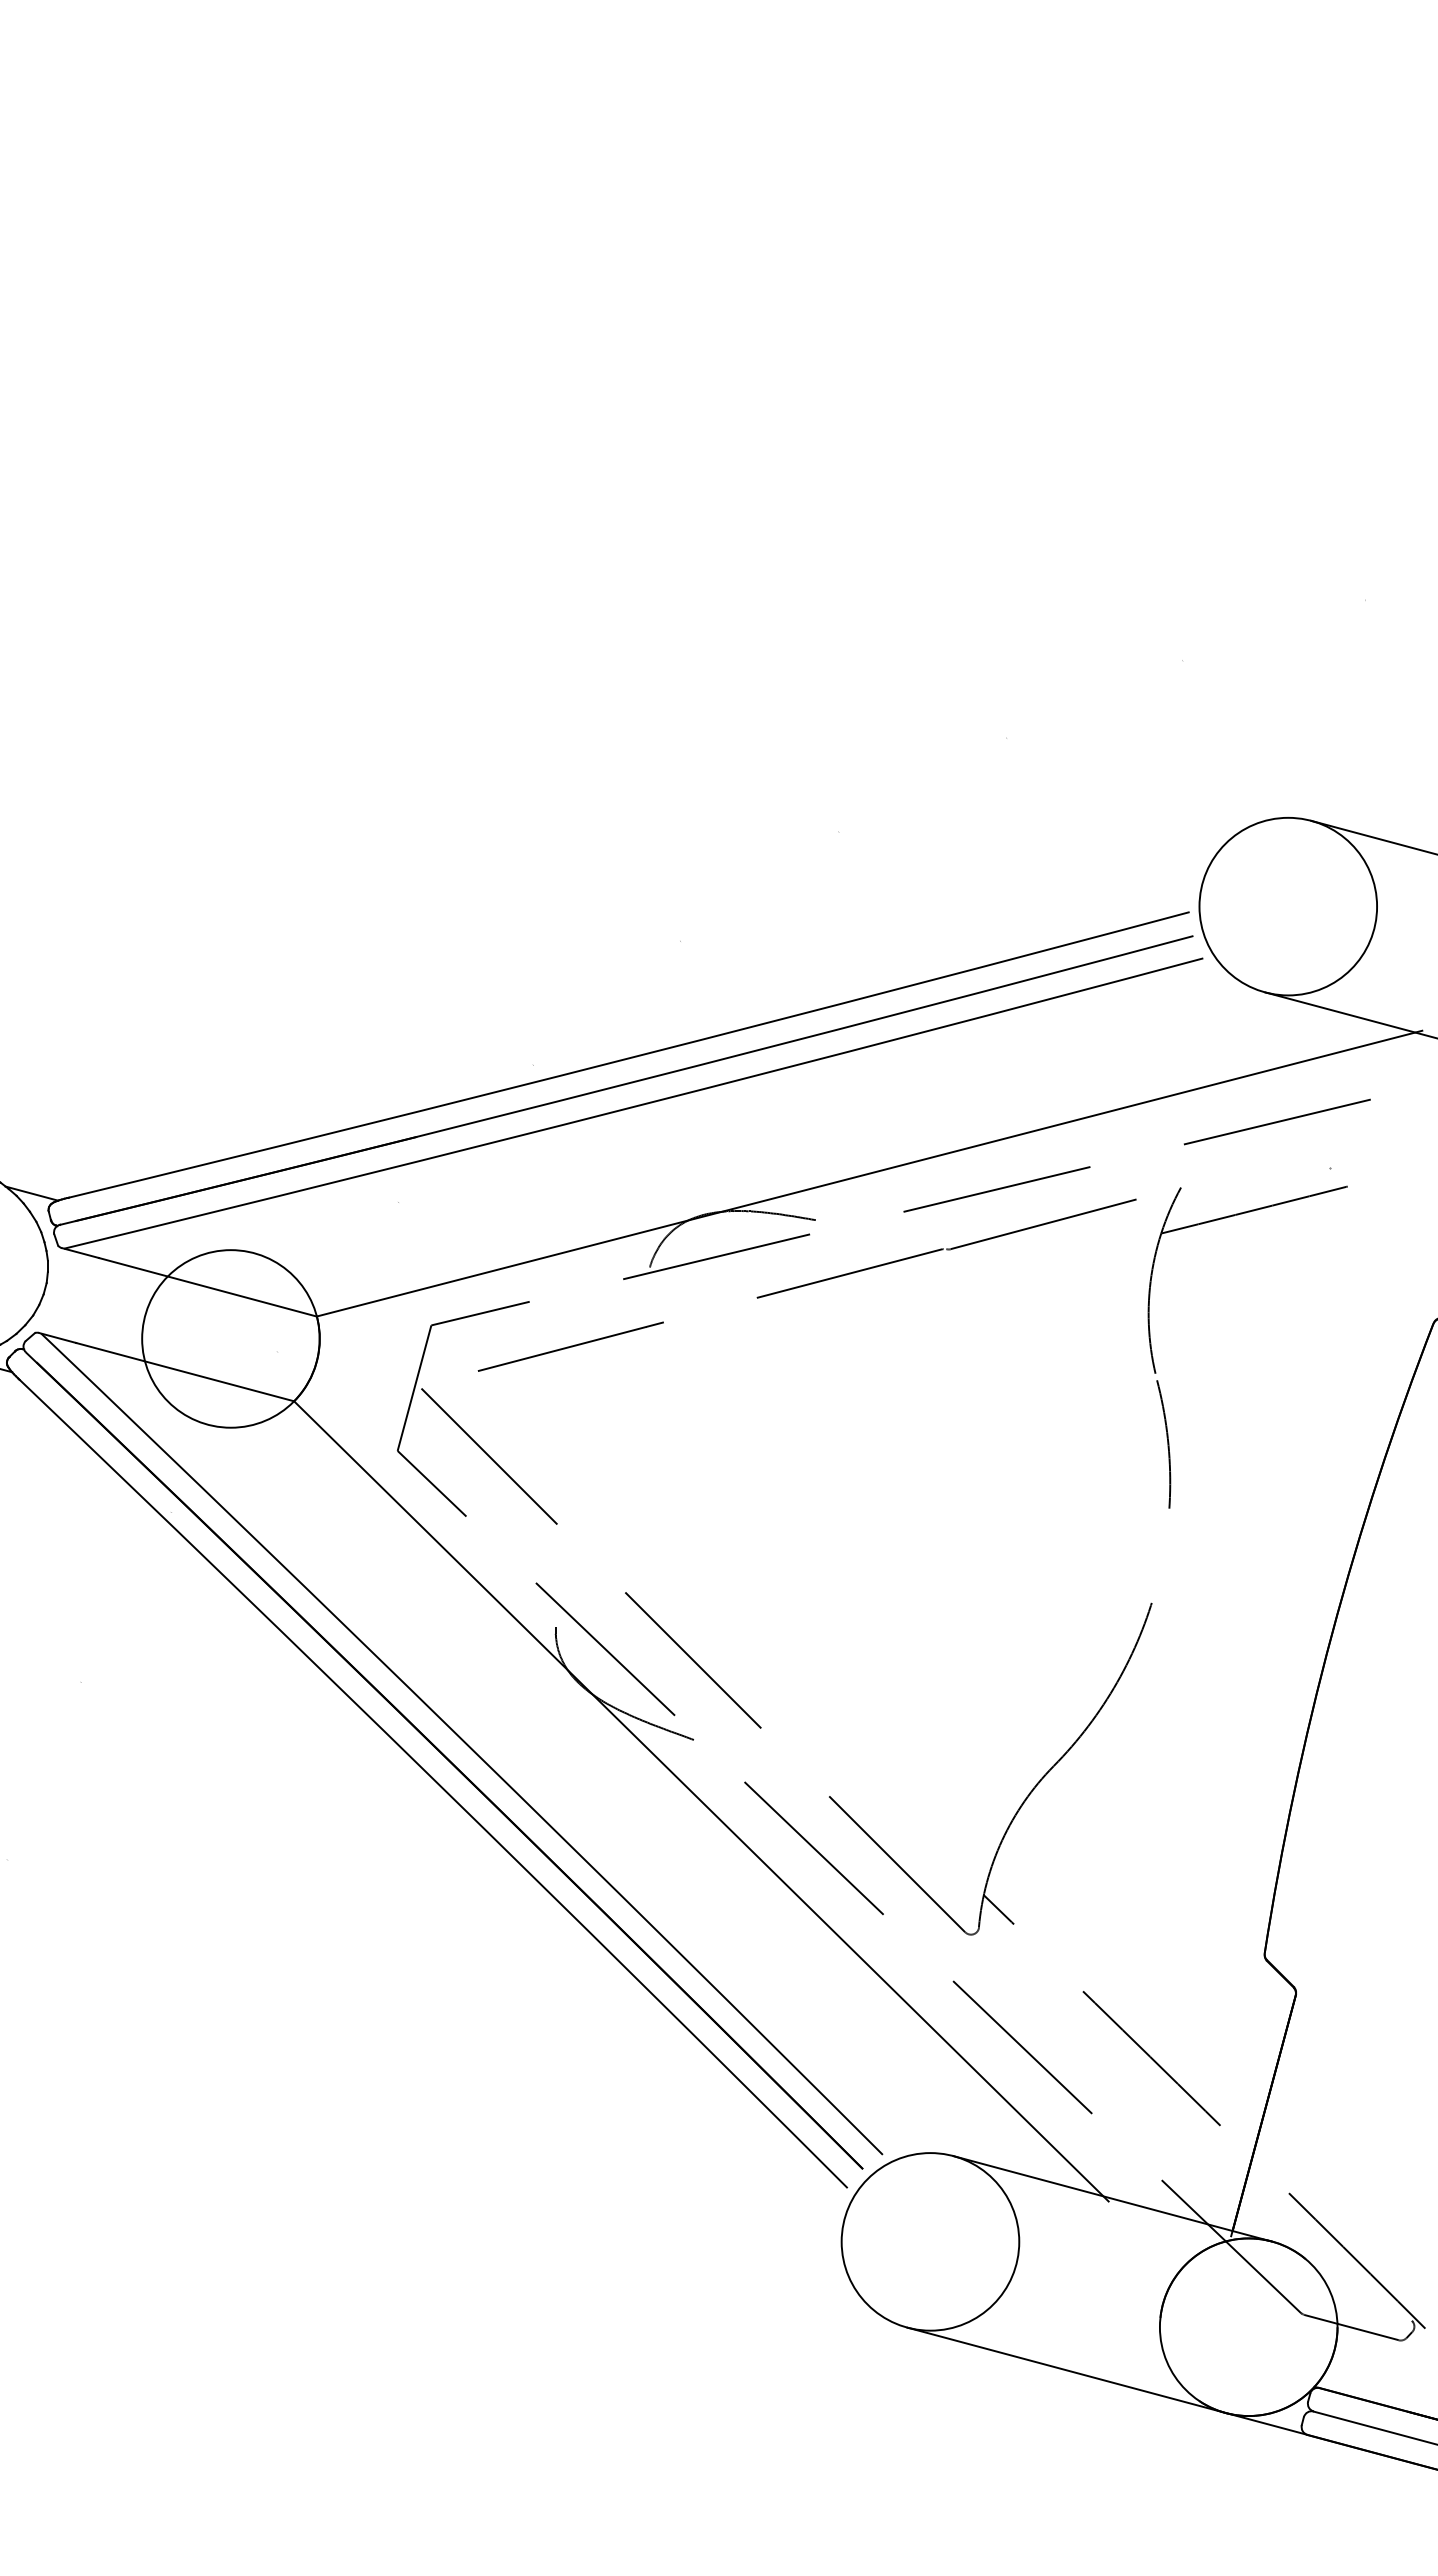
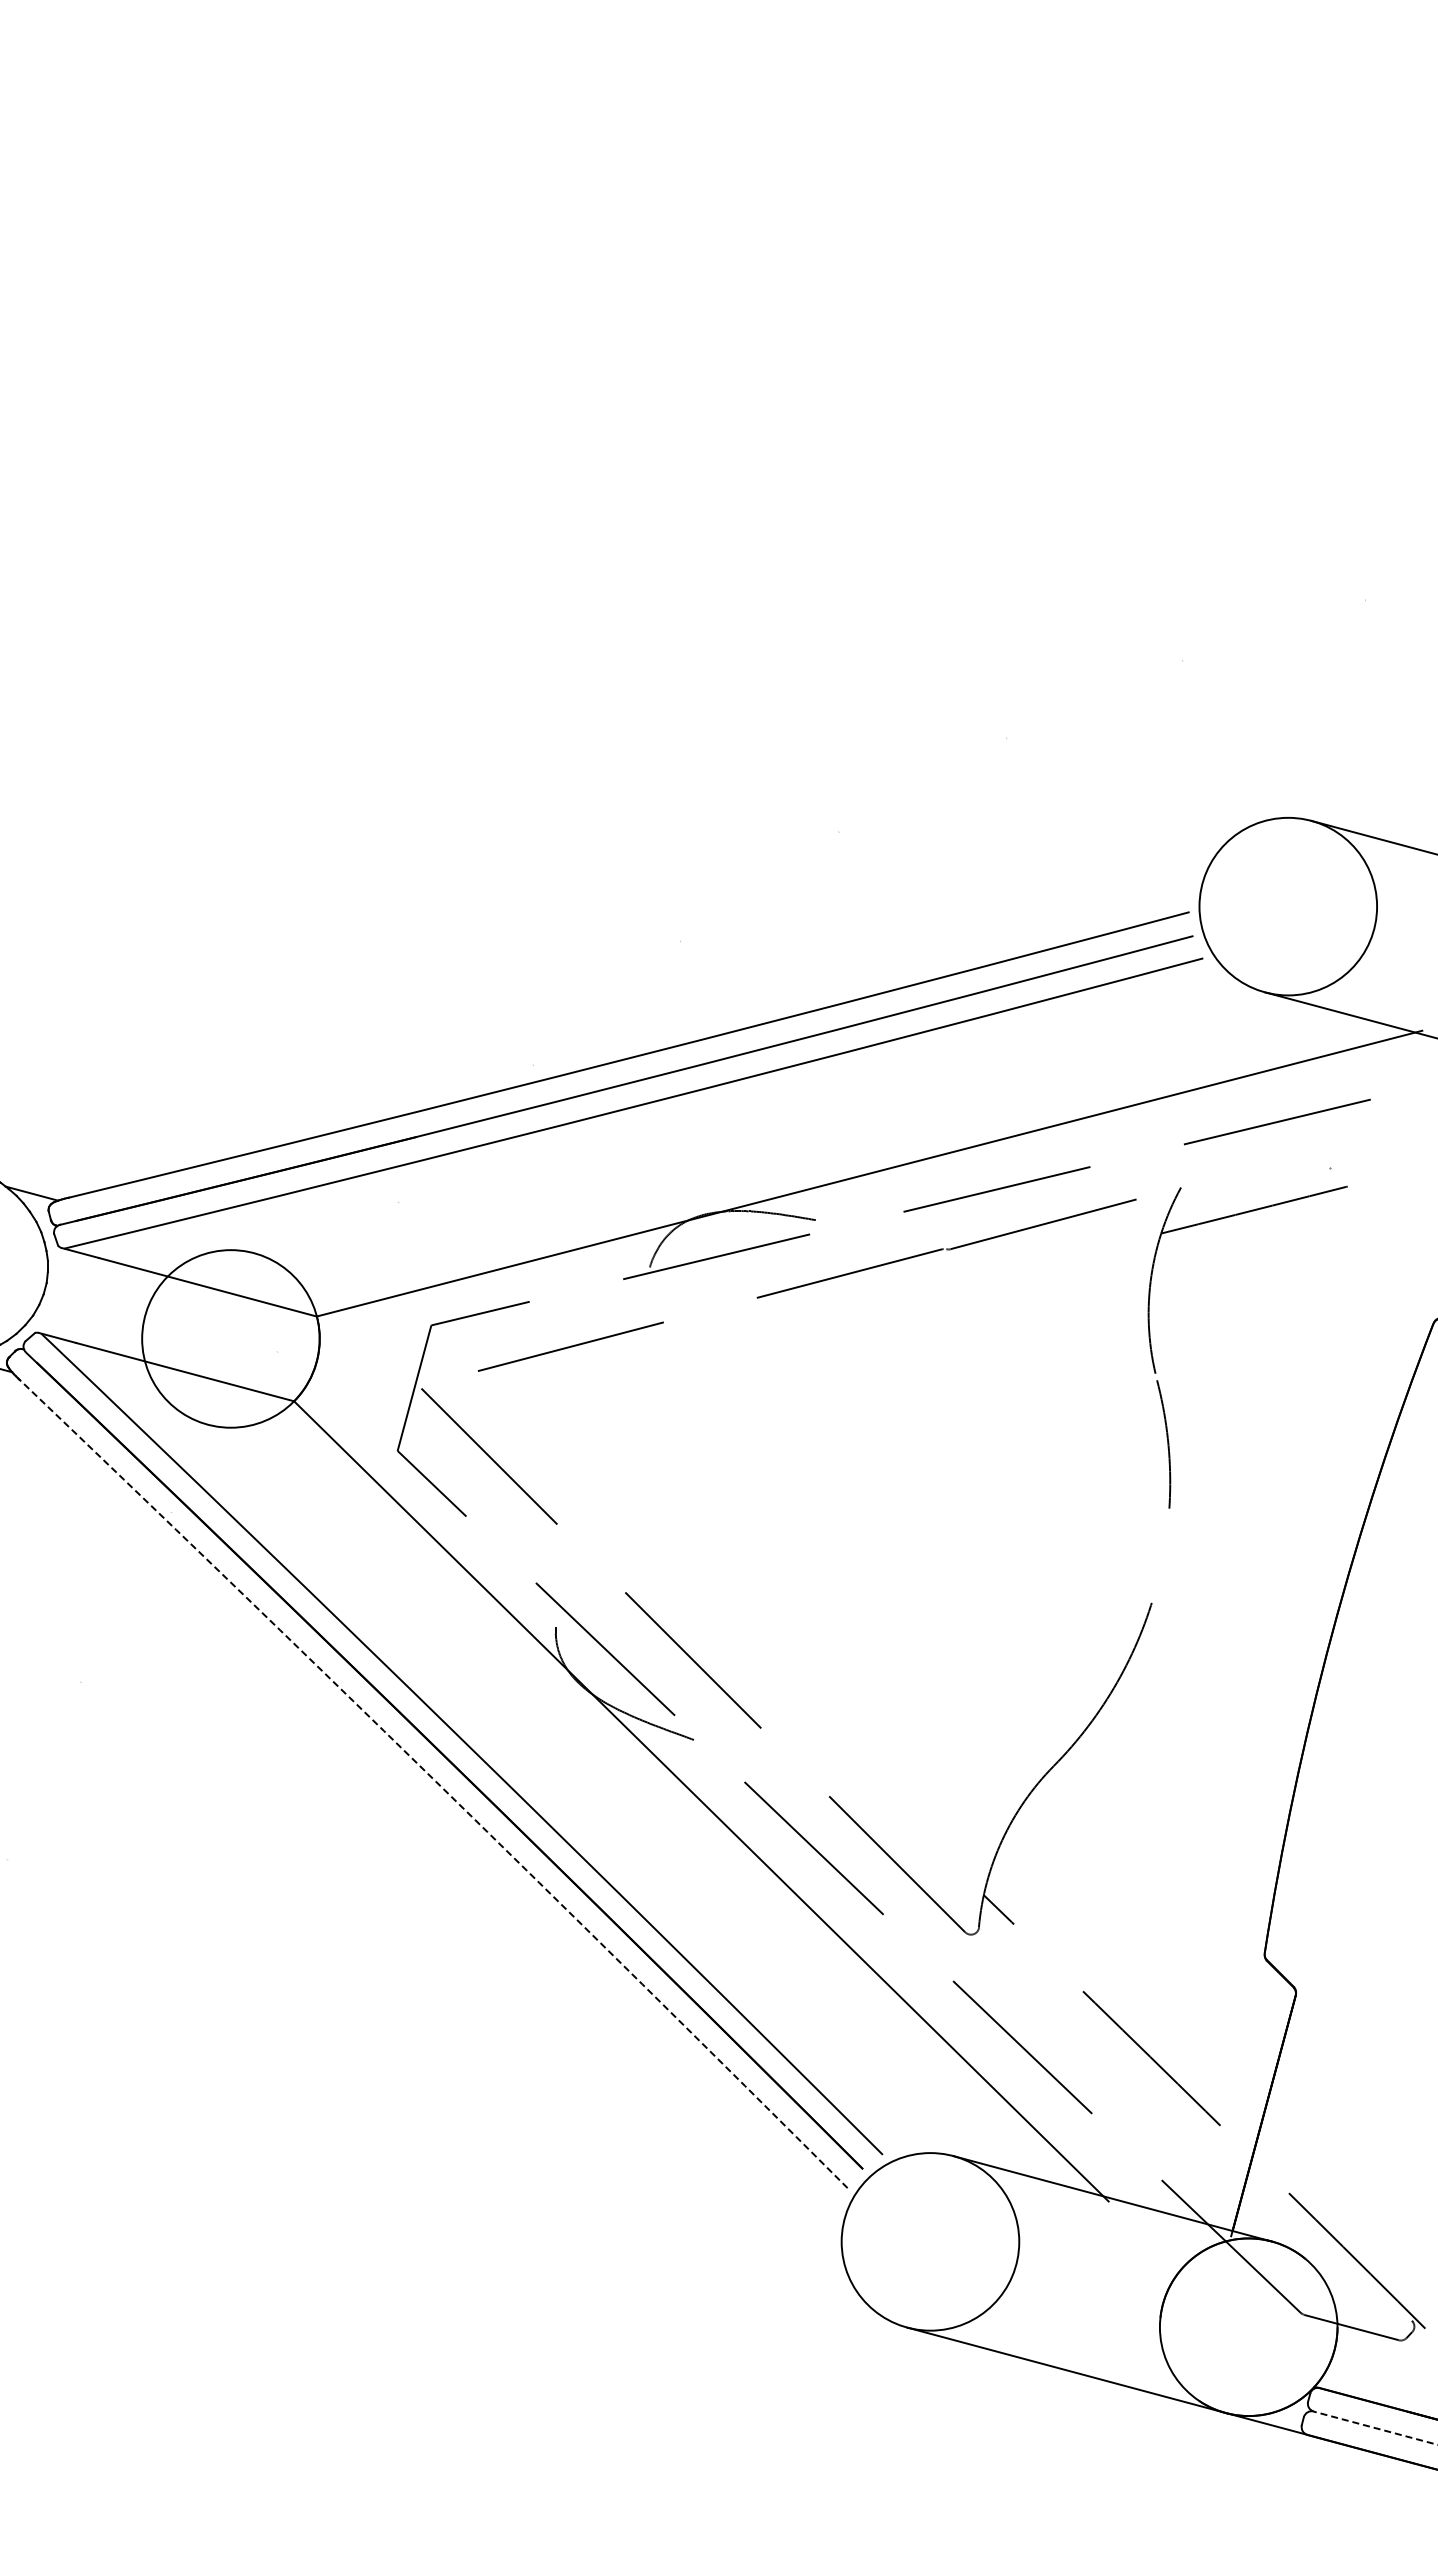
arc: solid -> dashed (435, 1781)
line: solid -> dashed (1375, 2428)
